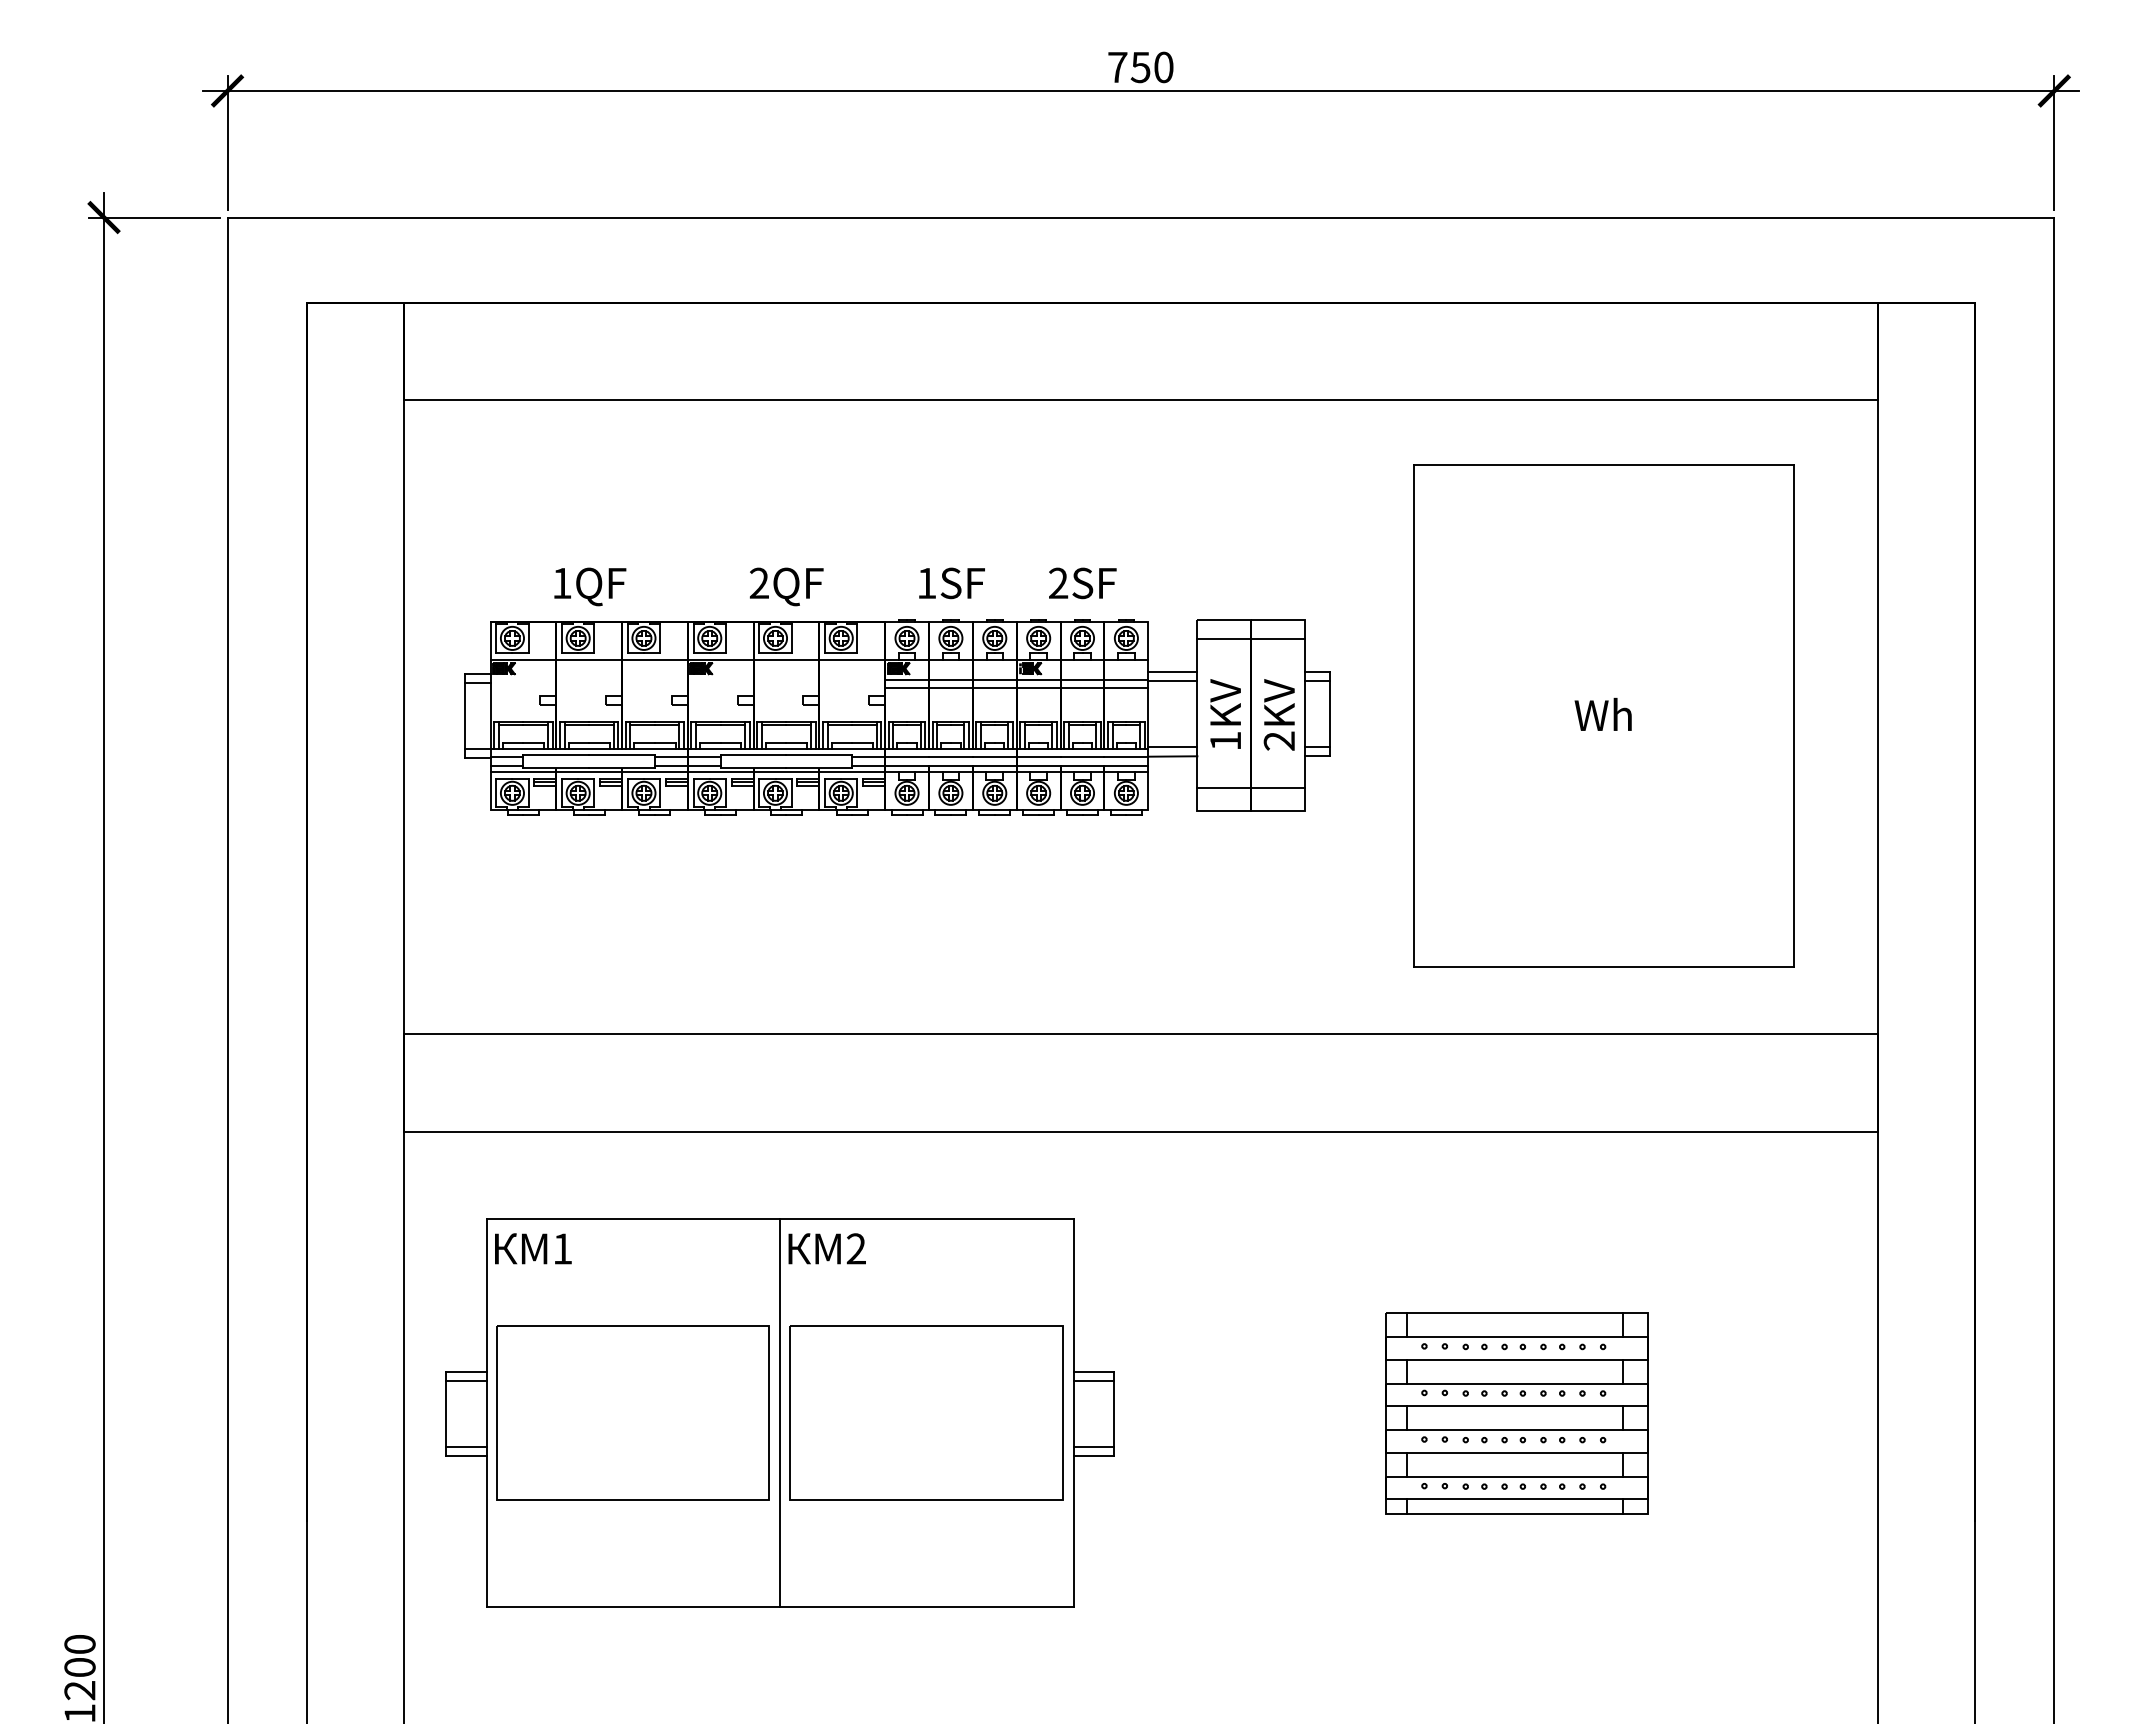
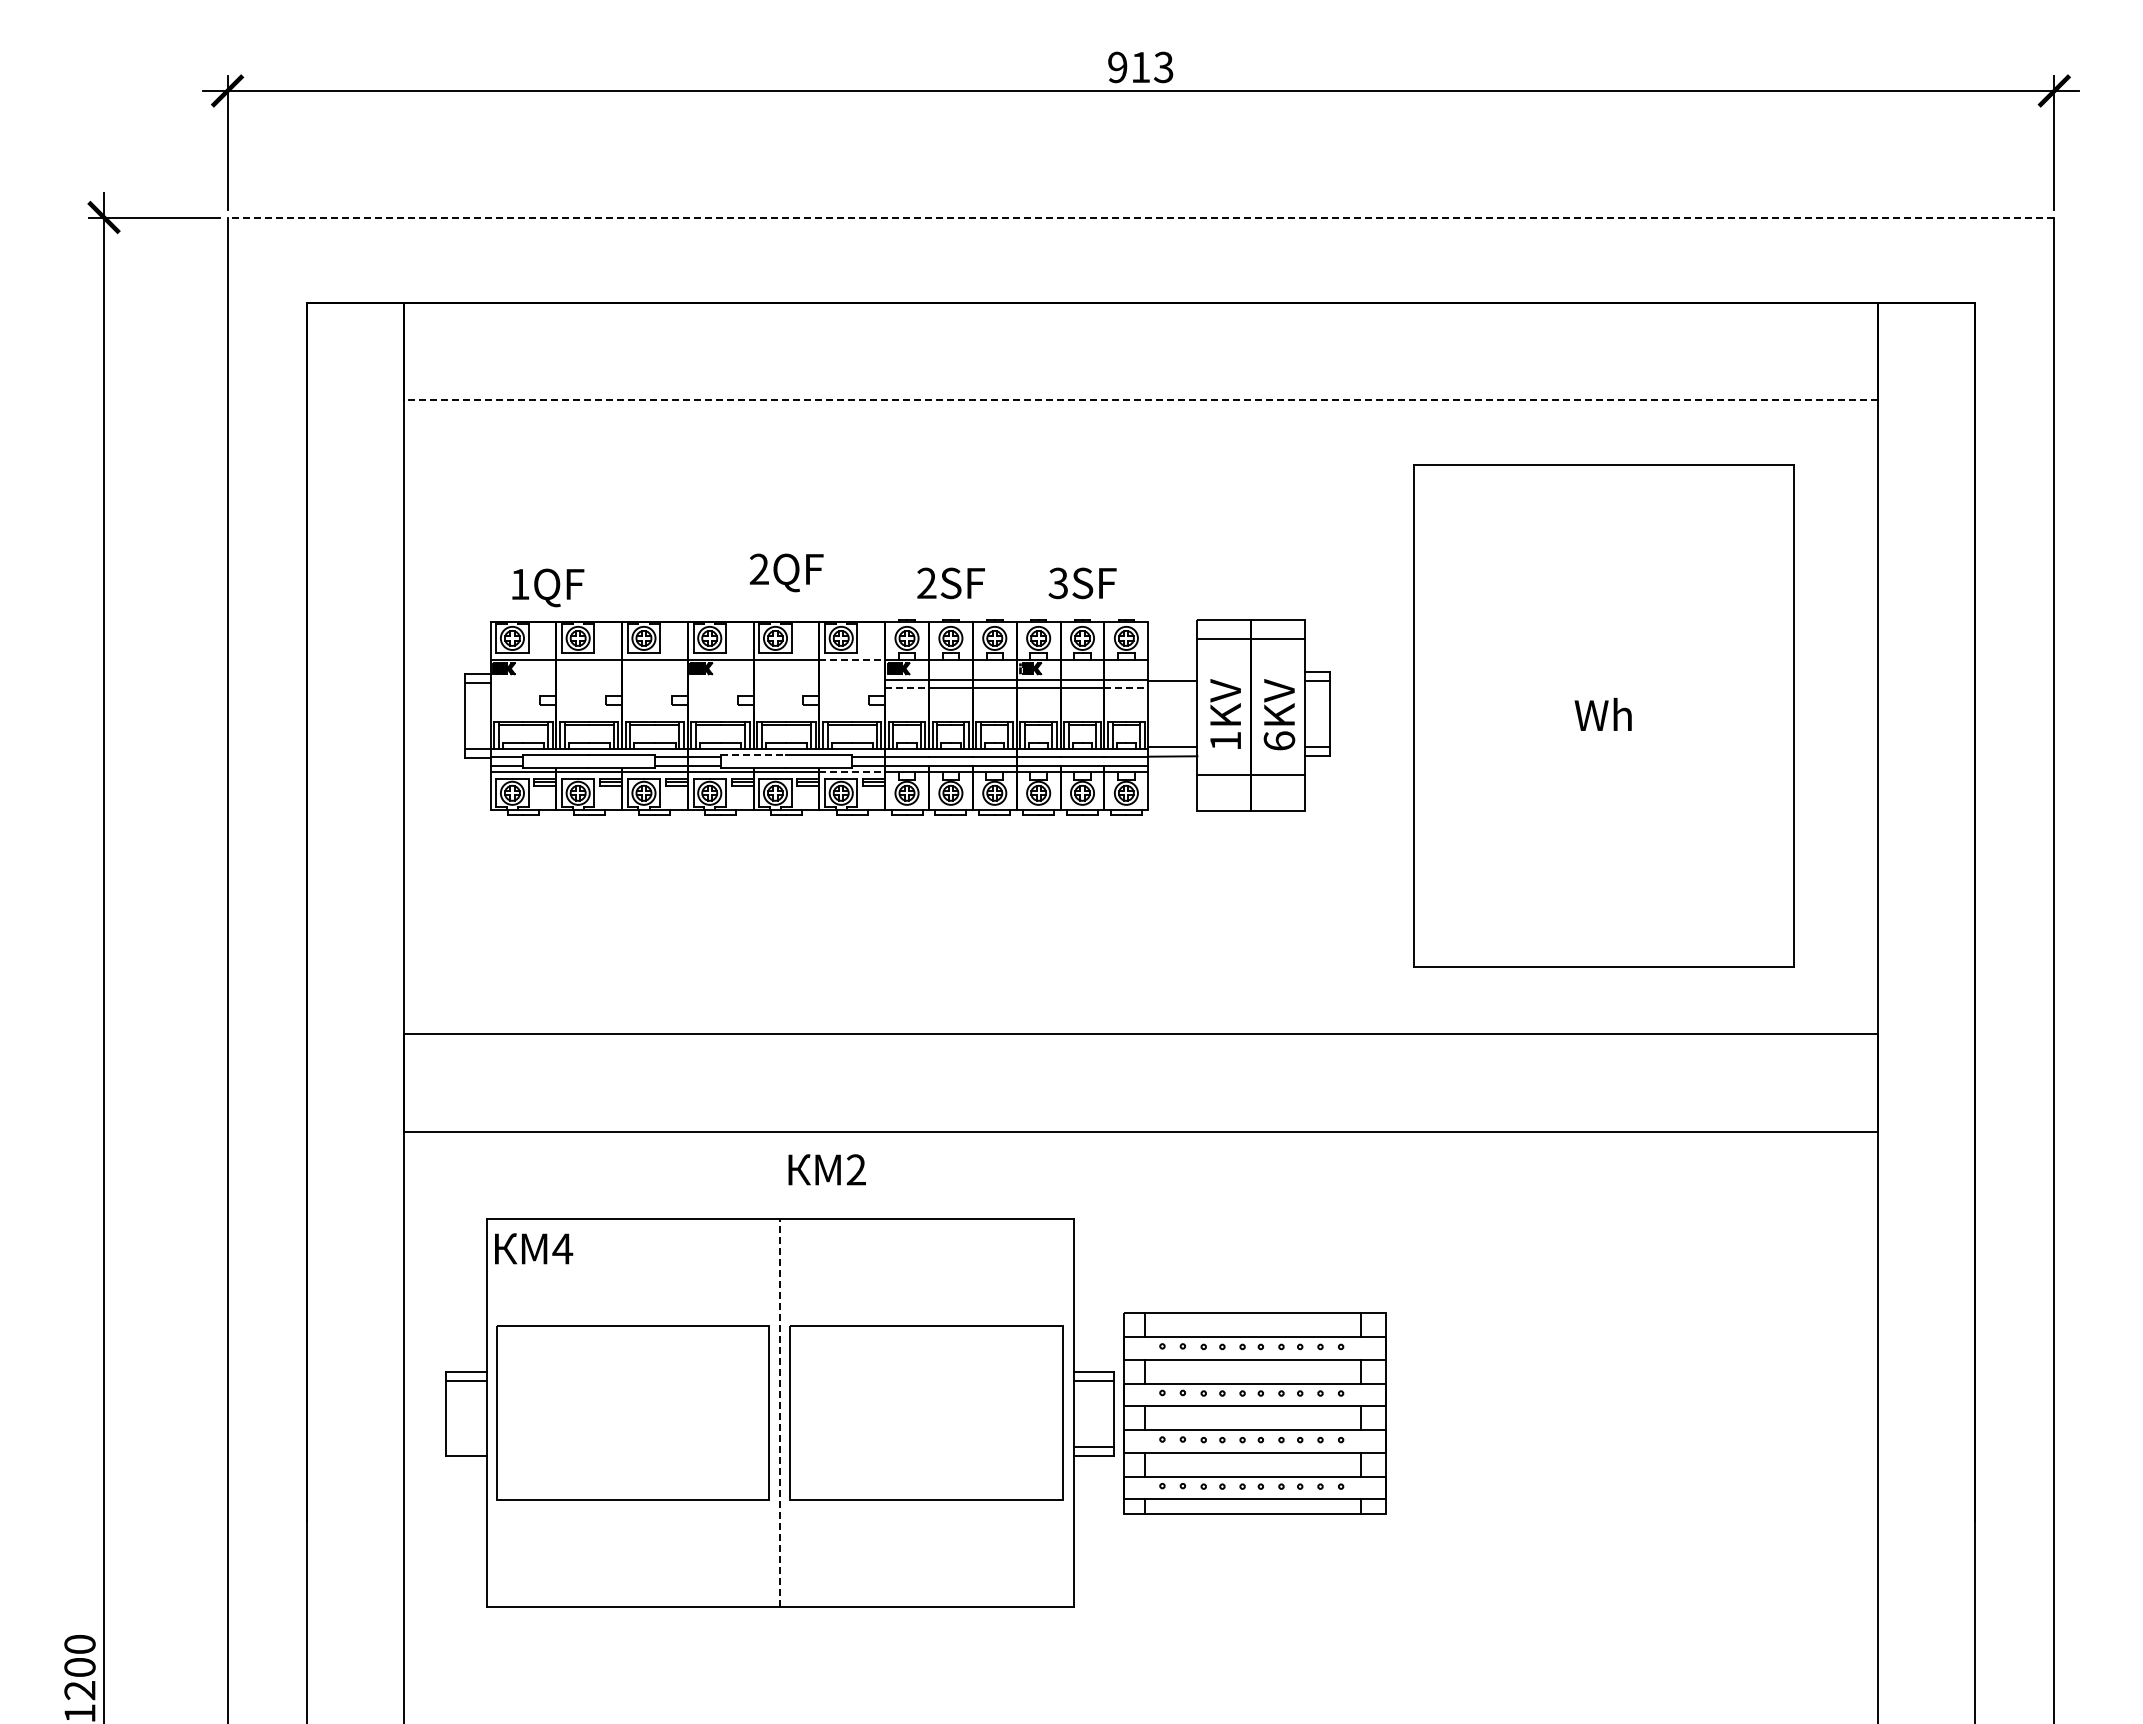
text: 750 -> 913 (1140, 67)
line: solid -> dashed (1140, 217)
line: solid -> dashed (1140, 400)
text: 1SF -> 2SF (926, 582)
text: 2SF -> 3SF (1058, 583)
text position: (590, 586) -> (548, 587) (548, 587)
text position: (786, 586) -> (786, 572) (786, 572)
line: solid -> dashed (852, 660)
line: present -> none (1172, 672)
line: solid -> dashed (907, 687)
line: solid -> dashed (1126, 687)
text: 2KV -> 6KV (1279, 740)
line: solid -> dashed (753, 754)
line: solid -> dashed (852, 772)
line position: (1251, 788) -> (1251, 775) (1251, 775)
text: 1 -> 4 (562, 1248)
text position: (826, 1248) -> (826, 1169) (826, 1169)
line: solid -> dashed (780, 1413)
part position: (1516, 1413) -> (1254, 1413) (1254, 1413)
line: present -> none (465, 1446)
